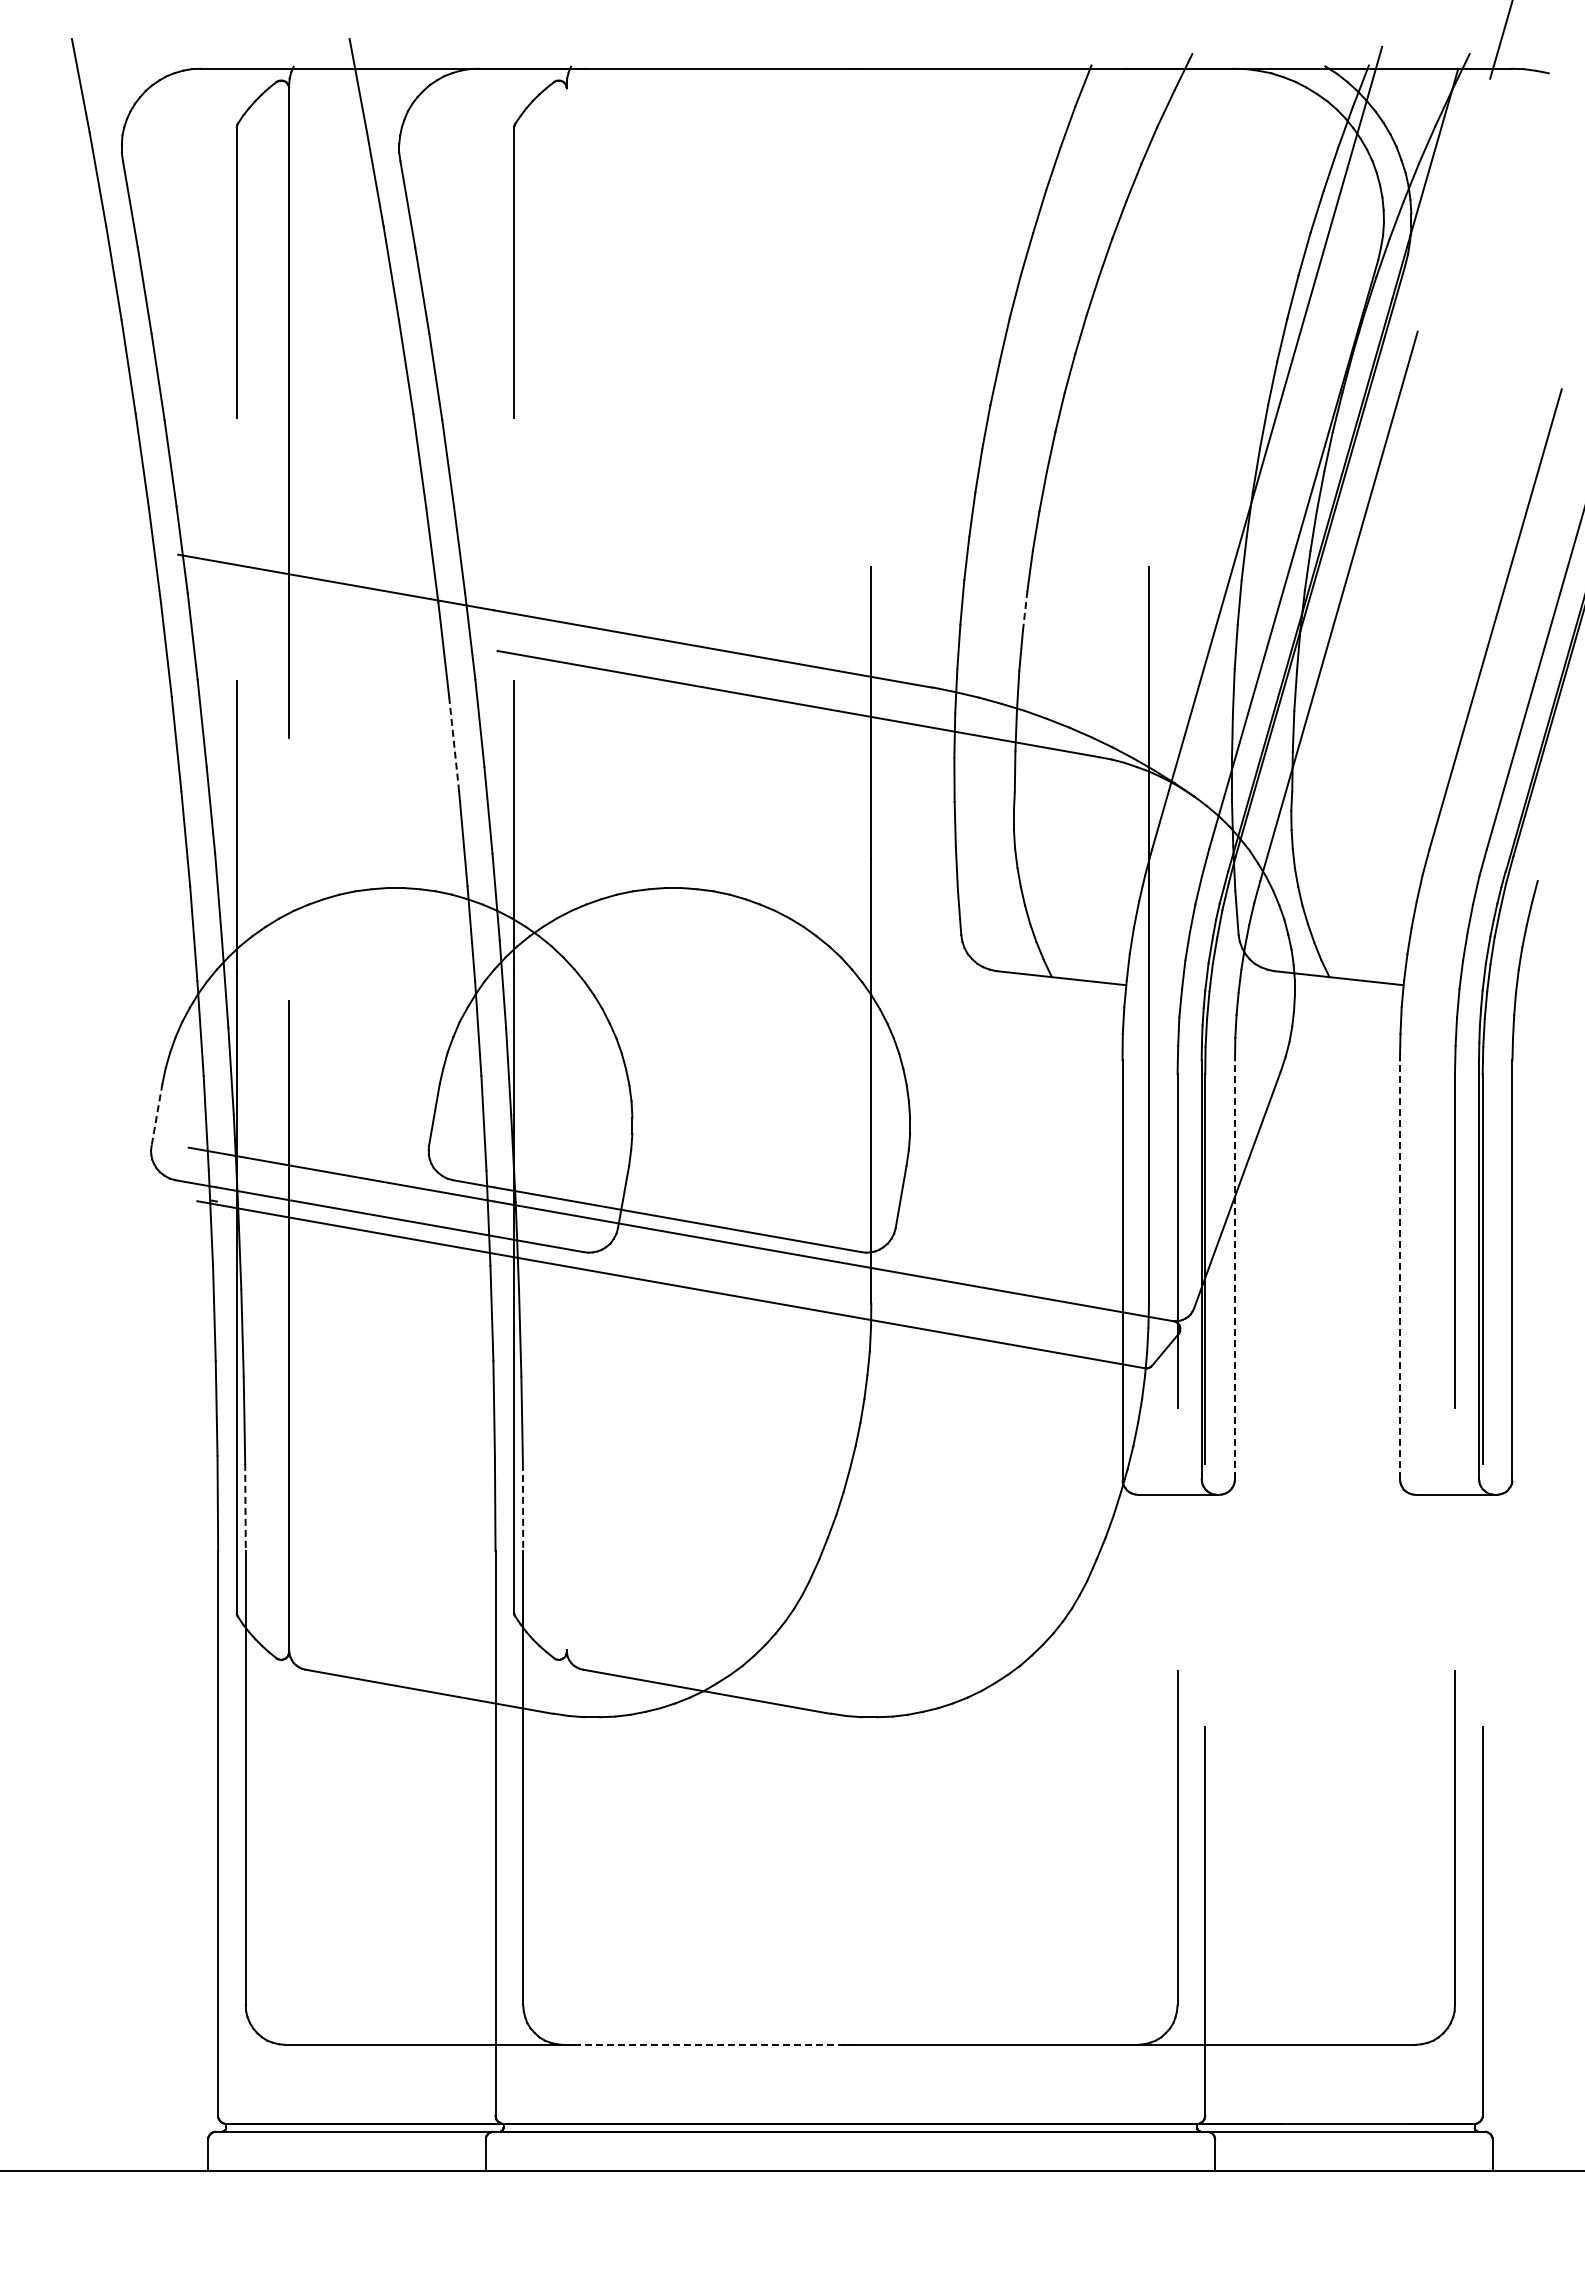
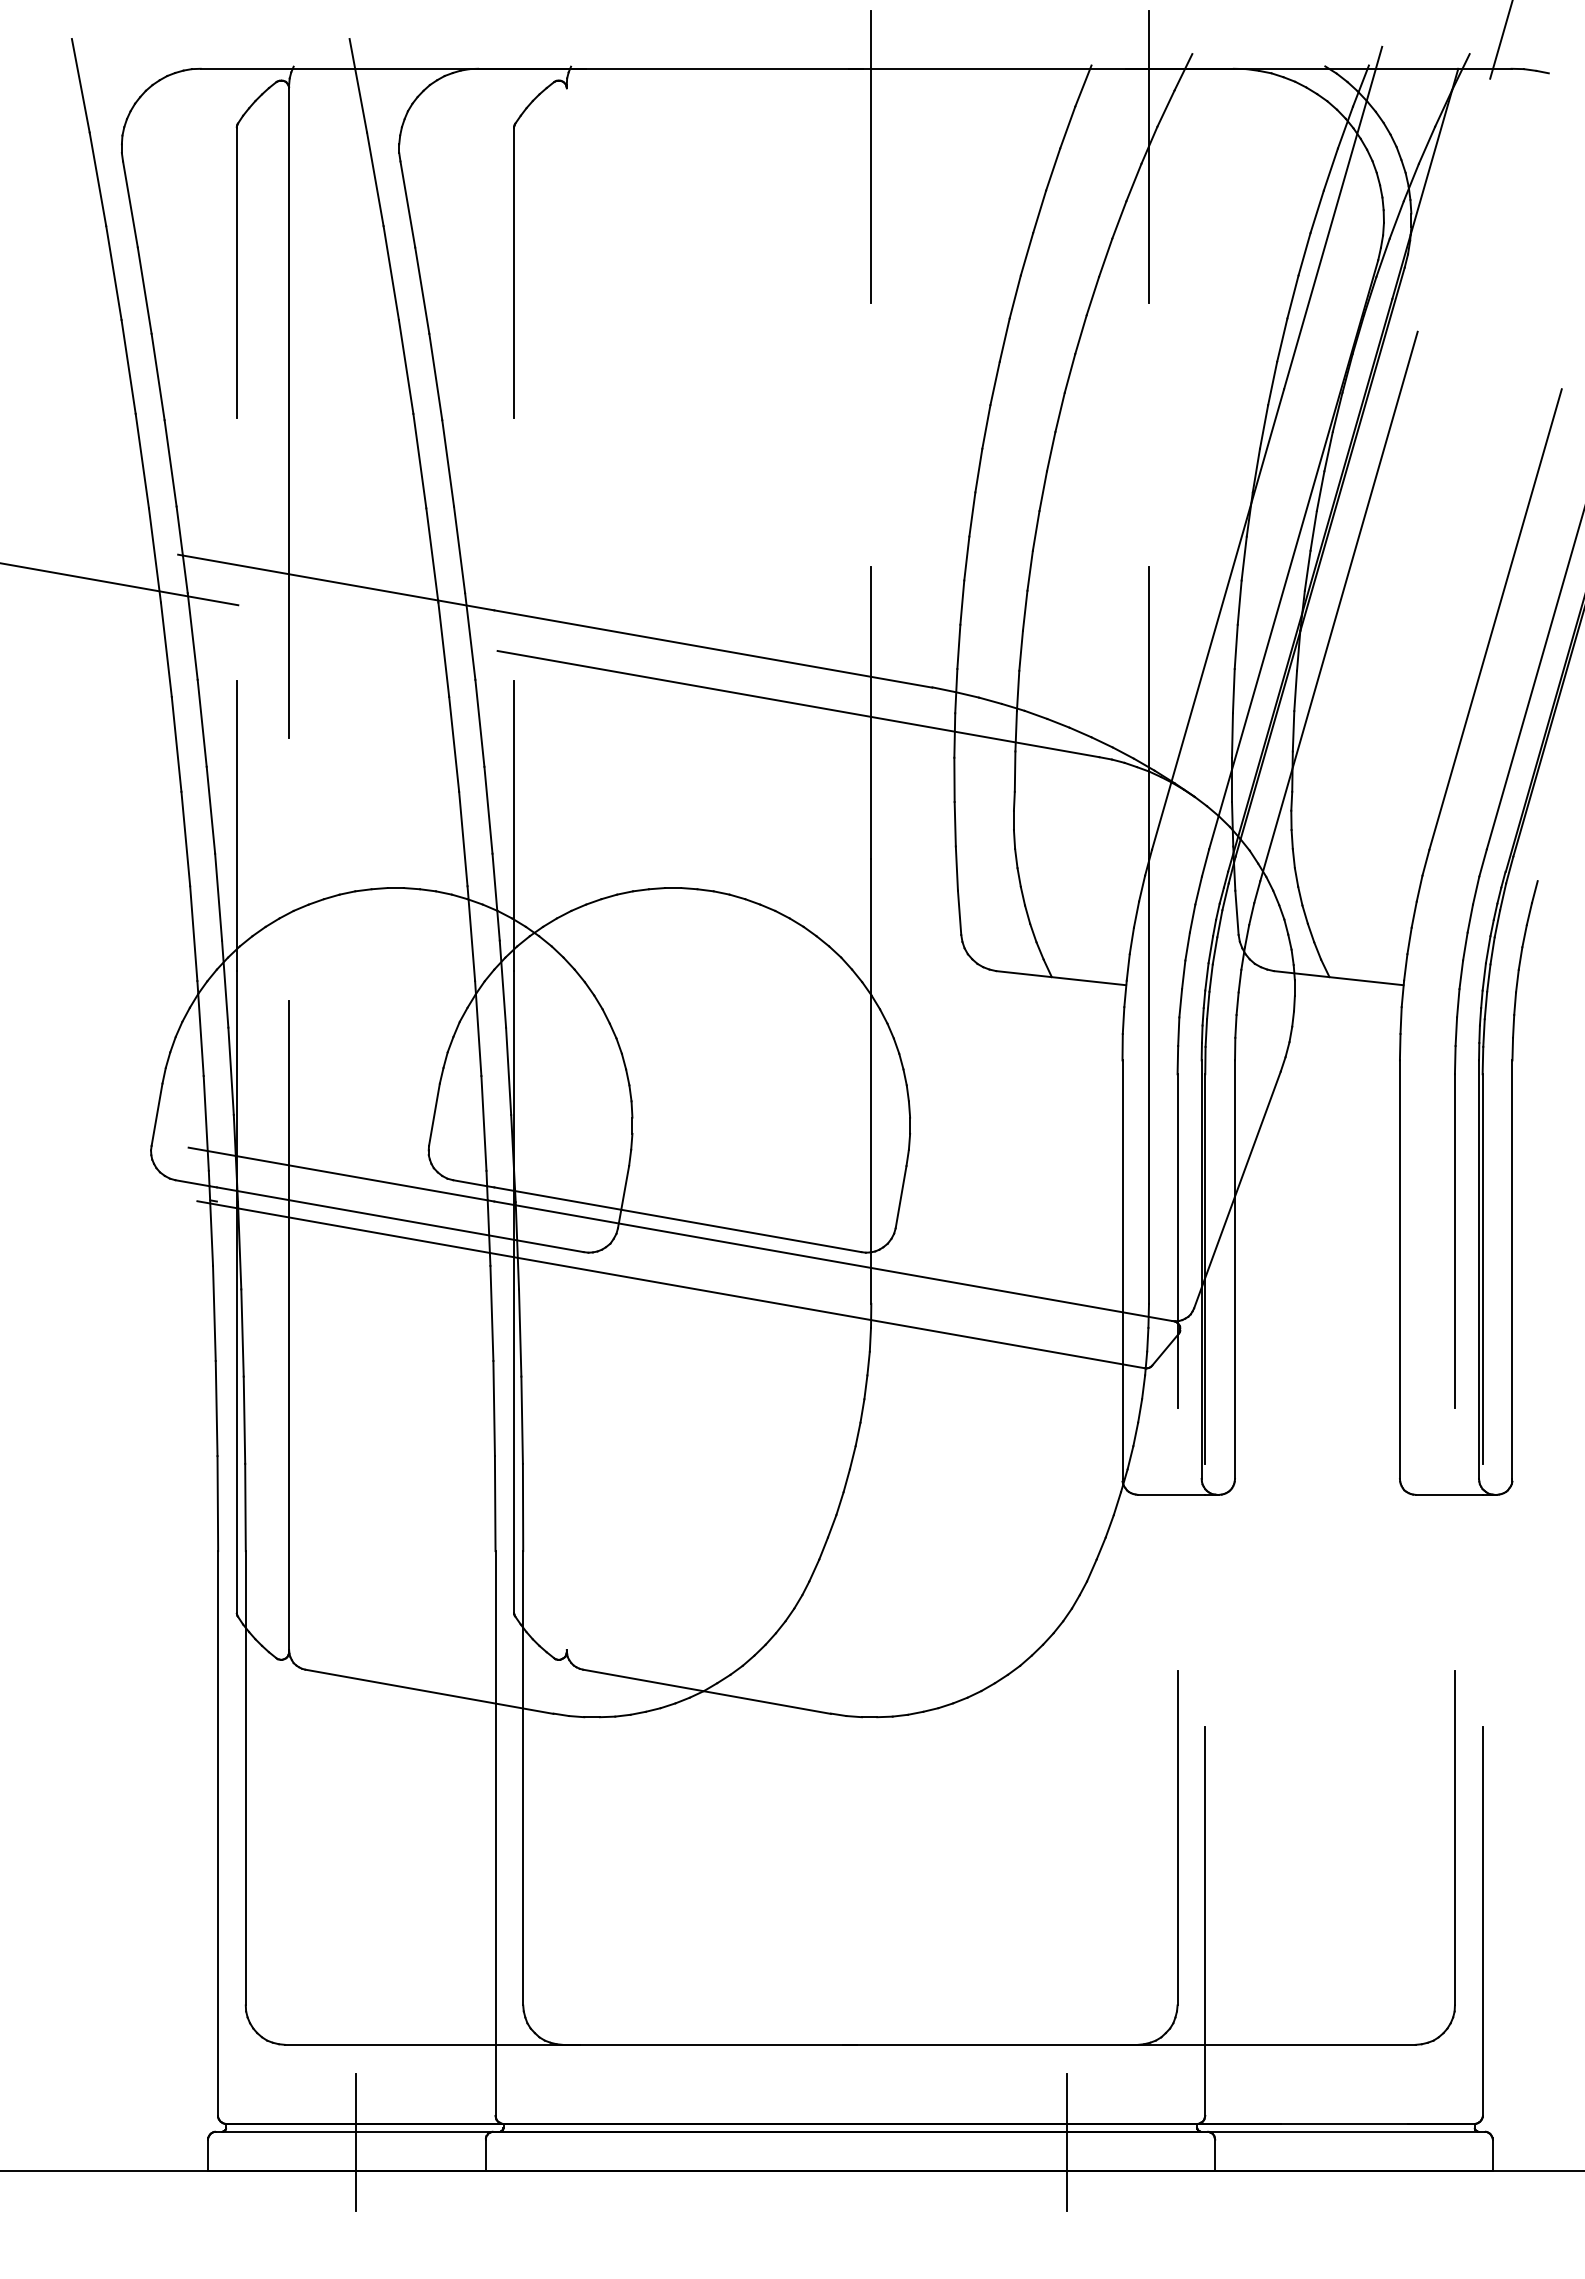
line: none -> present (871, 157)
line: none -> present (1149, 157)
line: none -> present (120, 584)
line: dashed -> solid (1025, 610)
line: dashed -> solid (454, 744)
line: dashed -> solid (157, 1114)
line: dashed -> solid (1235, 1269)
line: dashed -> solid (1399, 1269)
line: dashed -> solid (245, 1507)
line: dashed -> solid (523, 1507)
line: dashed -> solid (710, 2044)
line: none -> present (356, 2142)
line: none -> present (1066, 2142)
